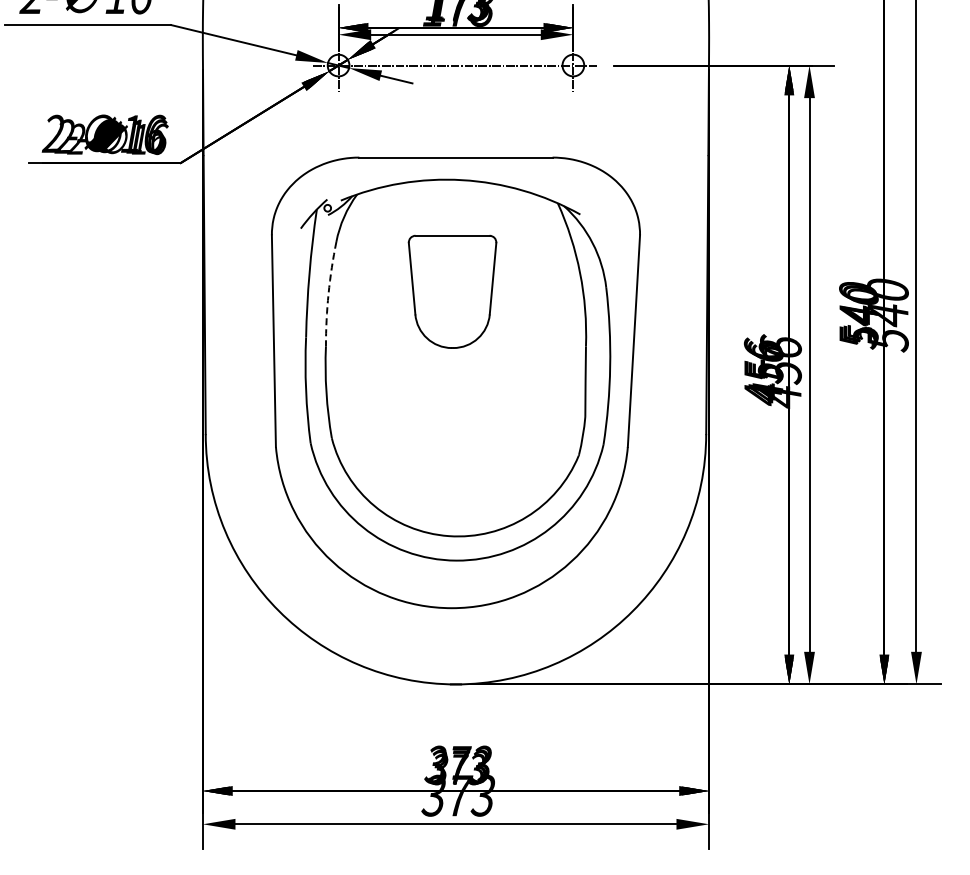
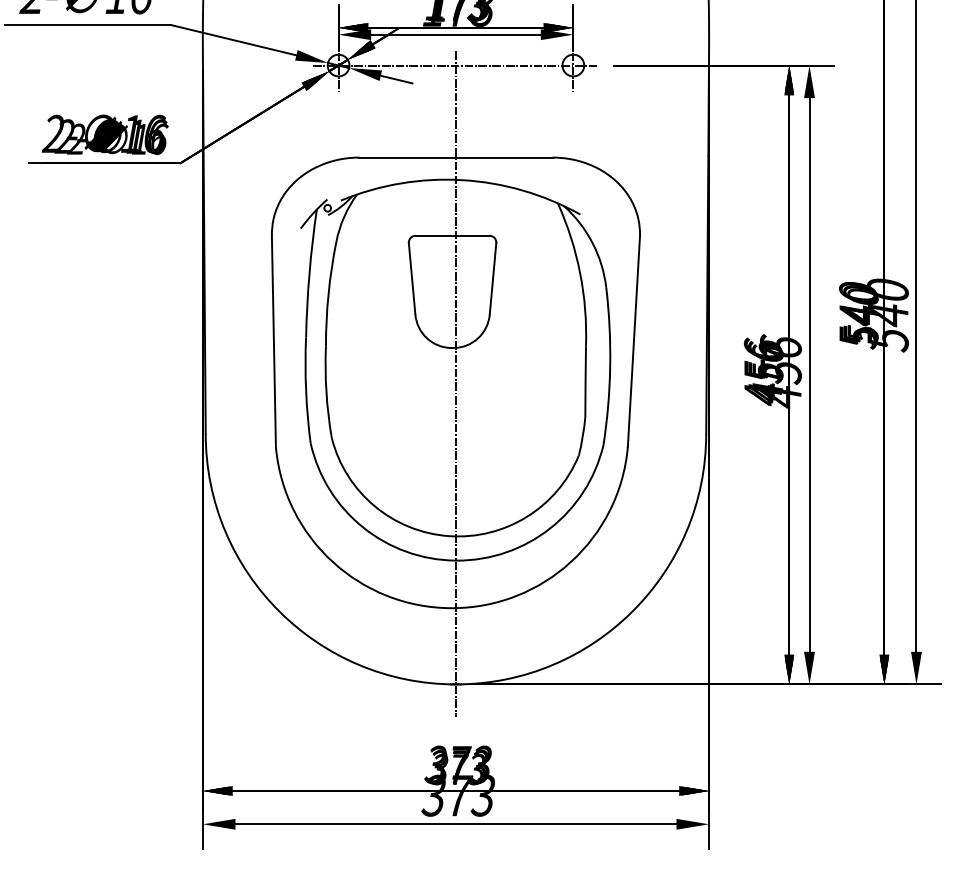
arc: dashed -> solid (328, 293)
line: none -> present (455, 384)
